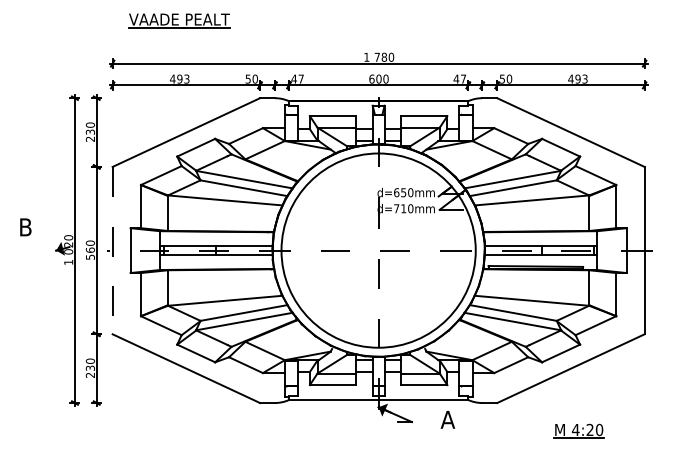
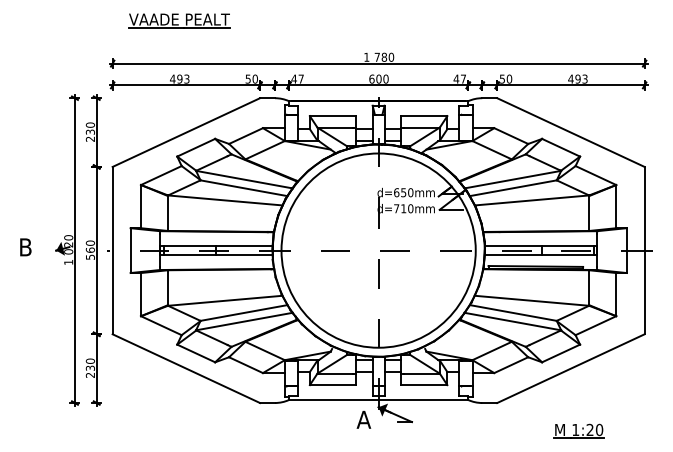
text position: (25, 227) -> (25, 247) (25, 247)
line: dashed -> solid (112, 250)
text position: (447, 419) -> (363, 419) (363, 419)
text: 4:20 -> 1:20 (575, 429)
